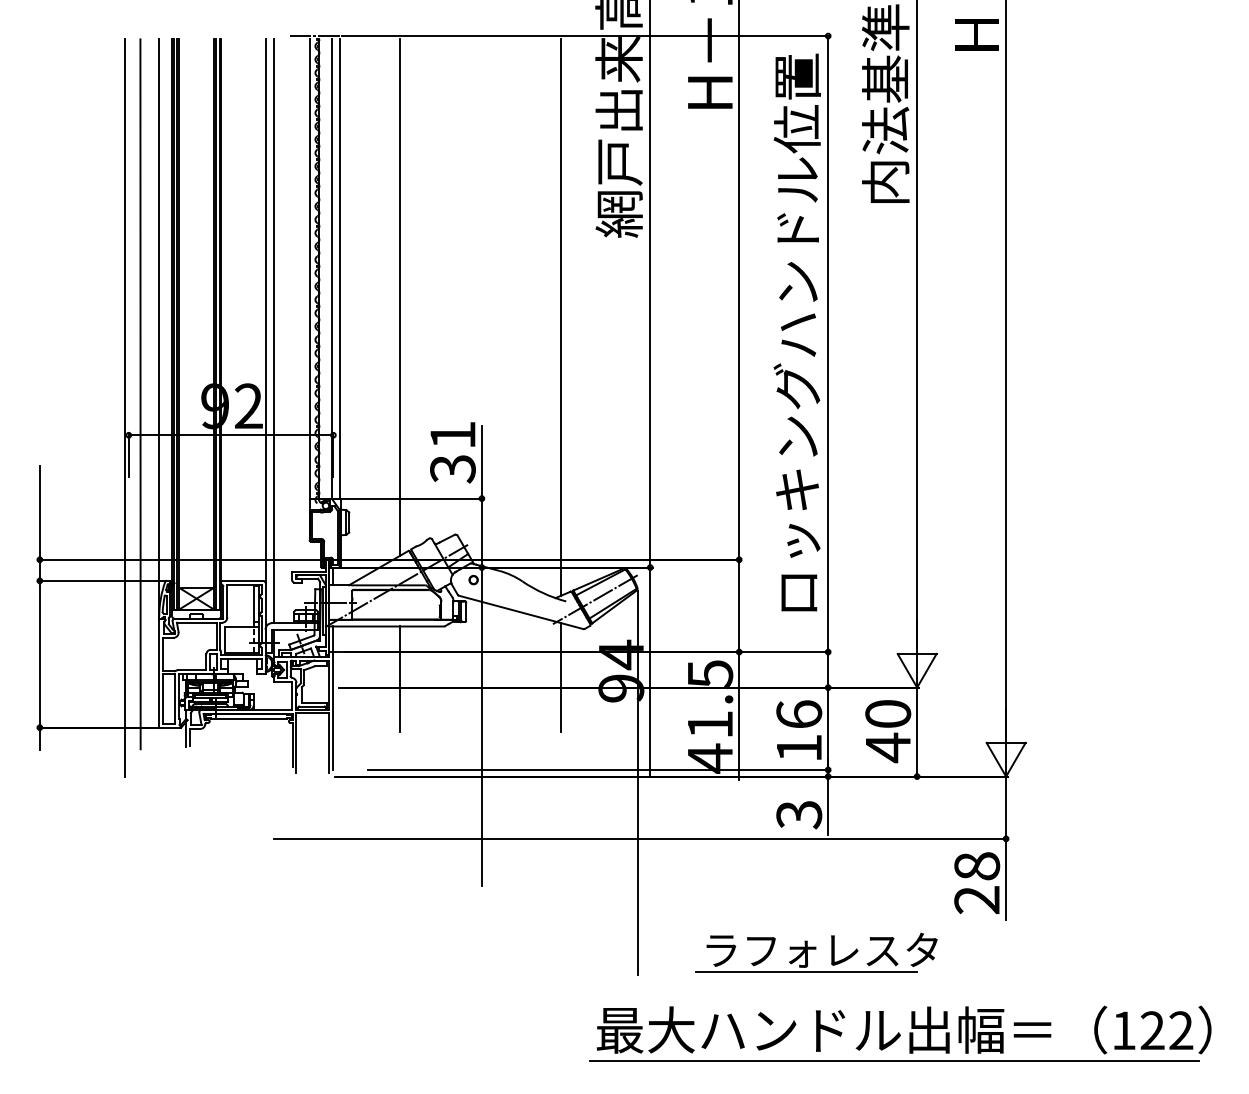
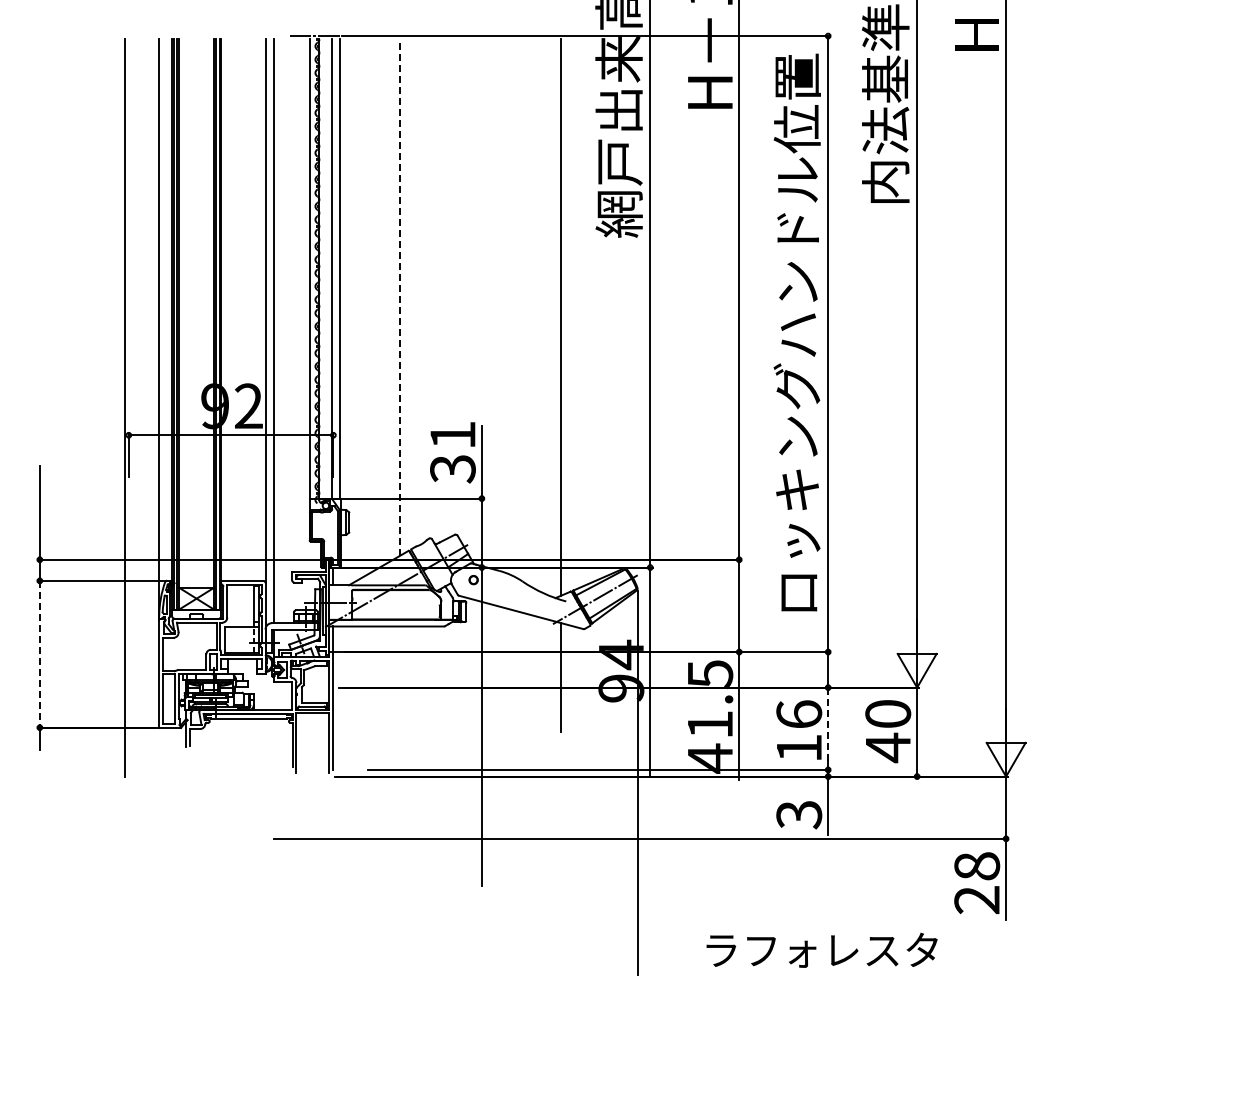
line: solid -> dashed (400, 297)
line: present -> none (140, 394)
line: solid -> dashed (39, 654)
line: present -> none (400, 679)
line: solid -> dashed (828, 726)
line: present -> none (806, 972)
part: present -> none (900, 1033)
